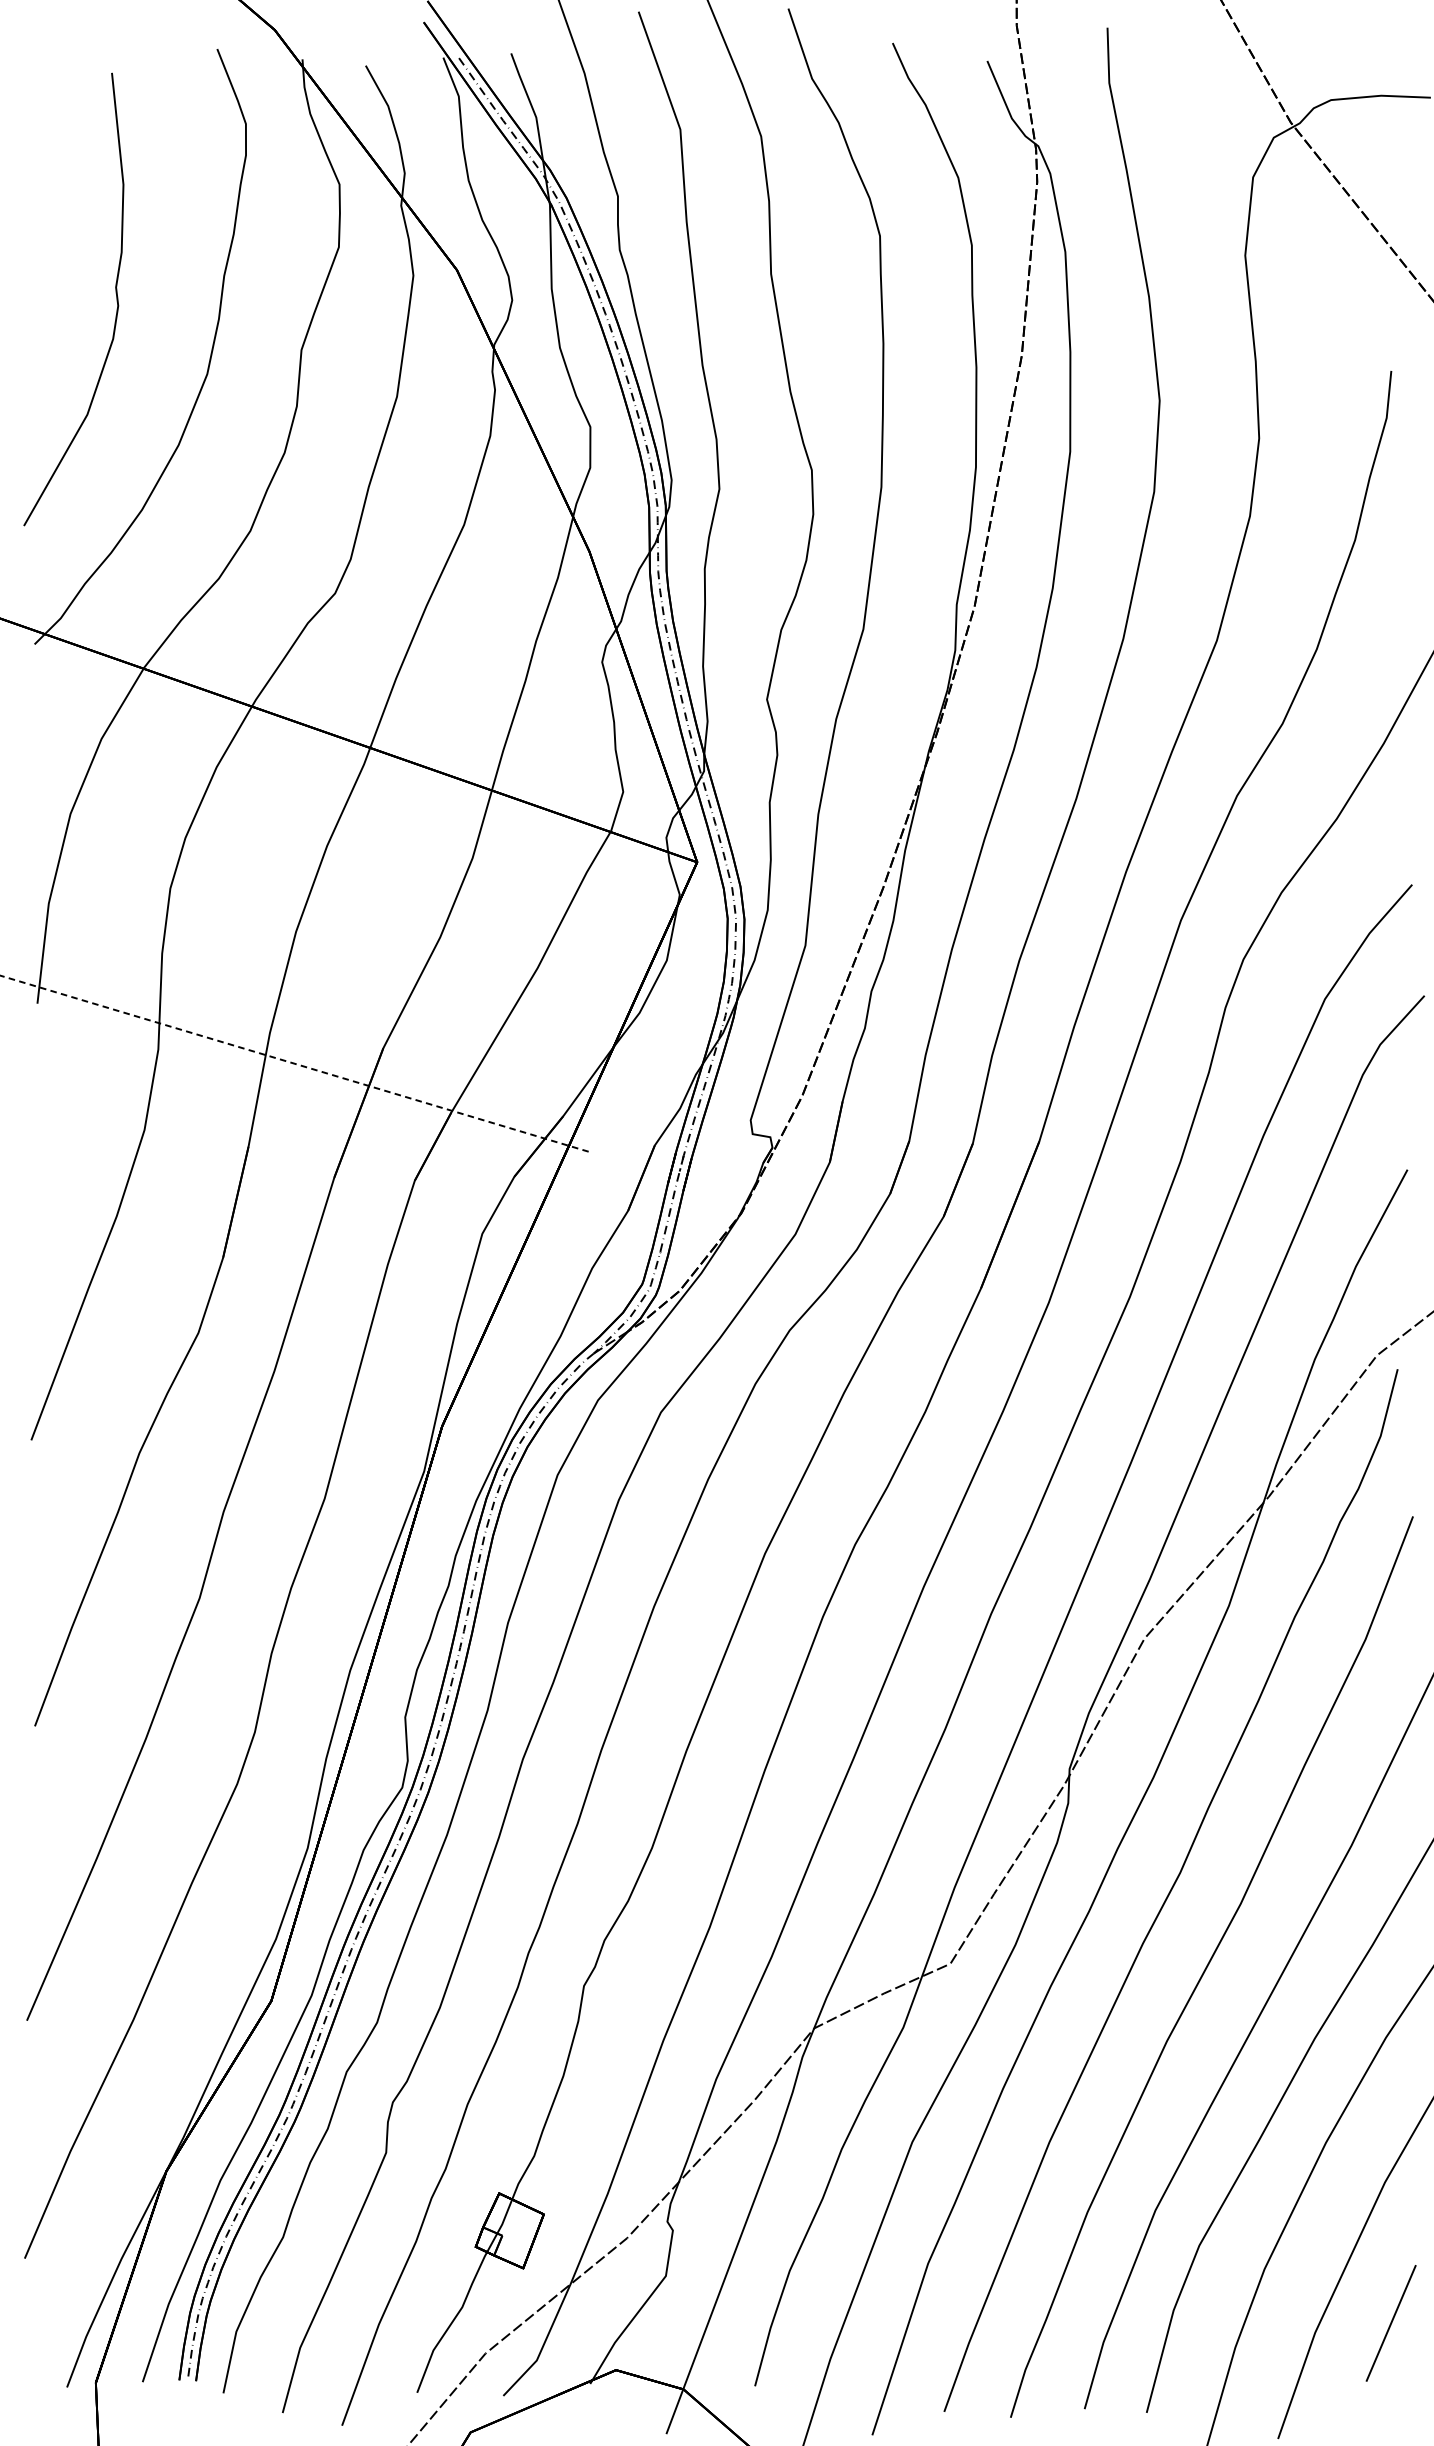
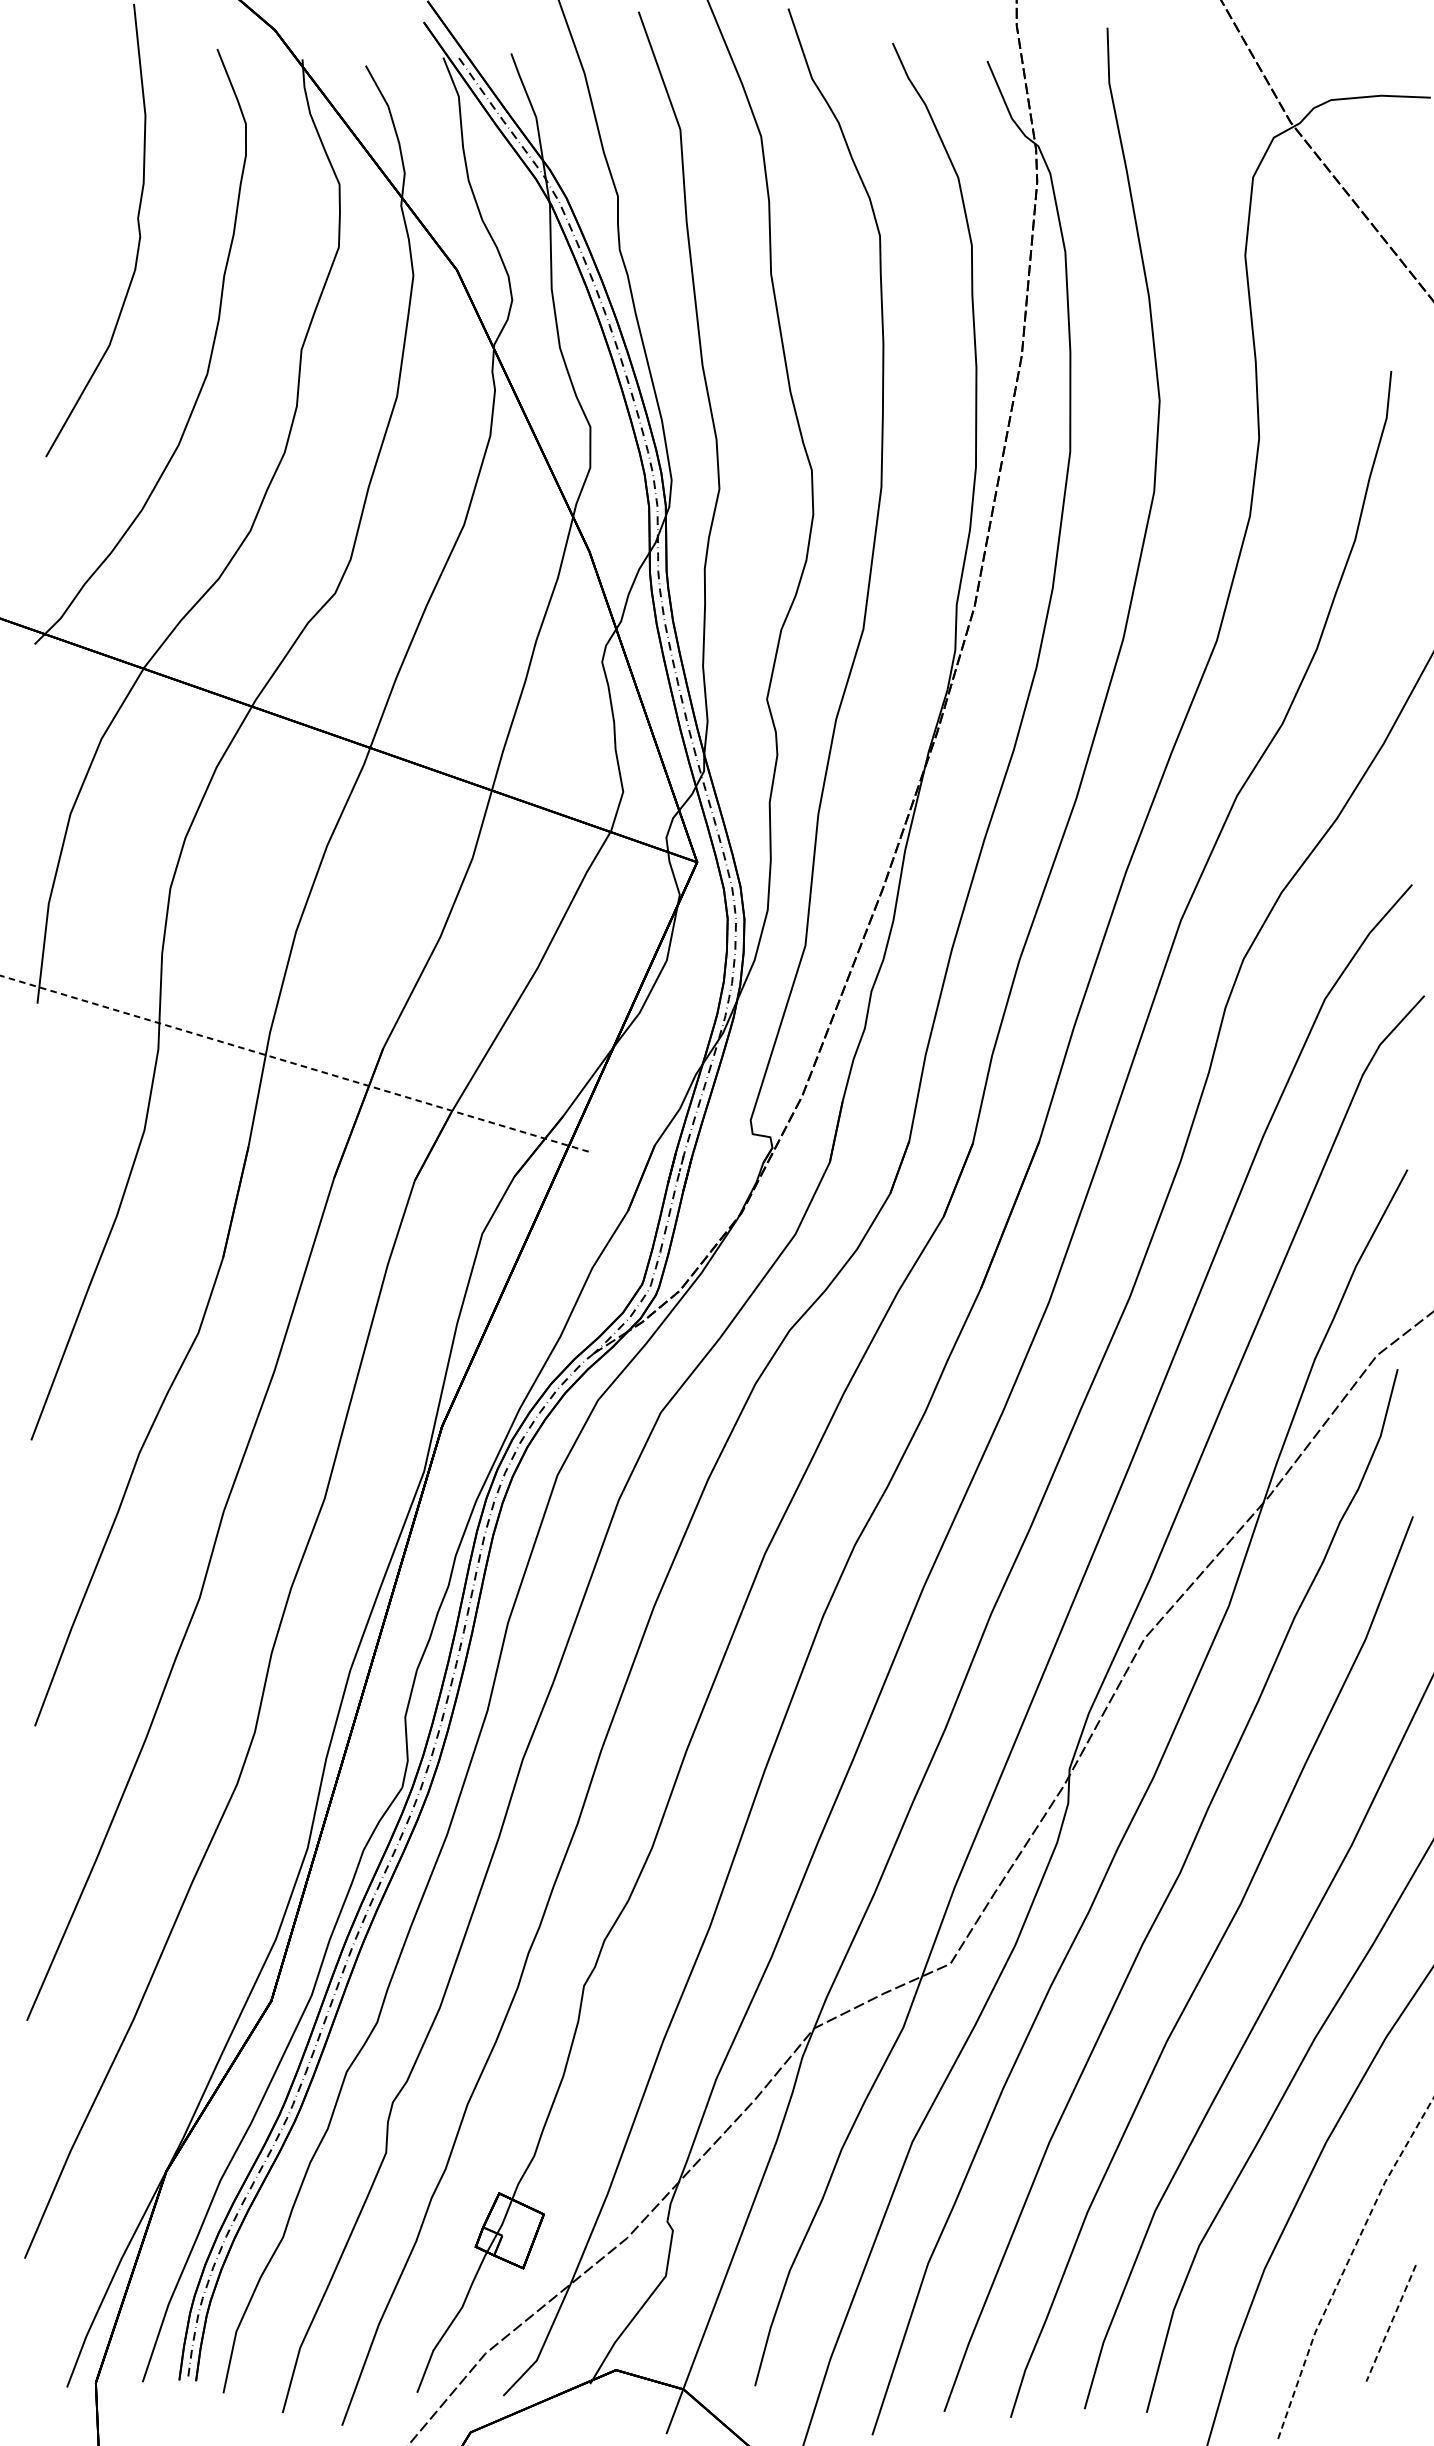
curve position: (115, 293) -> (137, 224) (137, 224)
line: solid -> dashed (1347, 2263)
line: solid -> dashed (1390, 2323)
